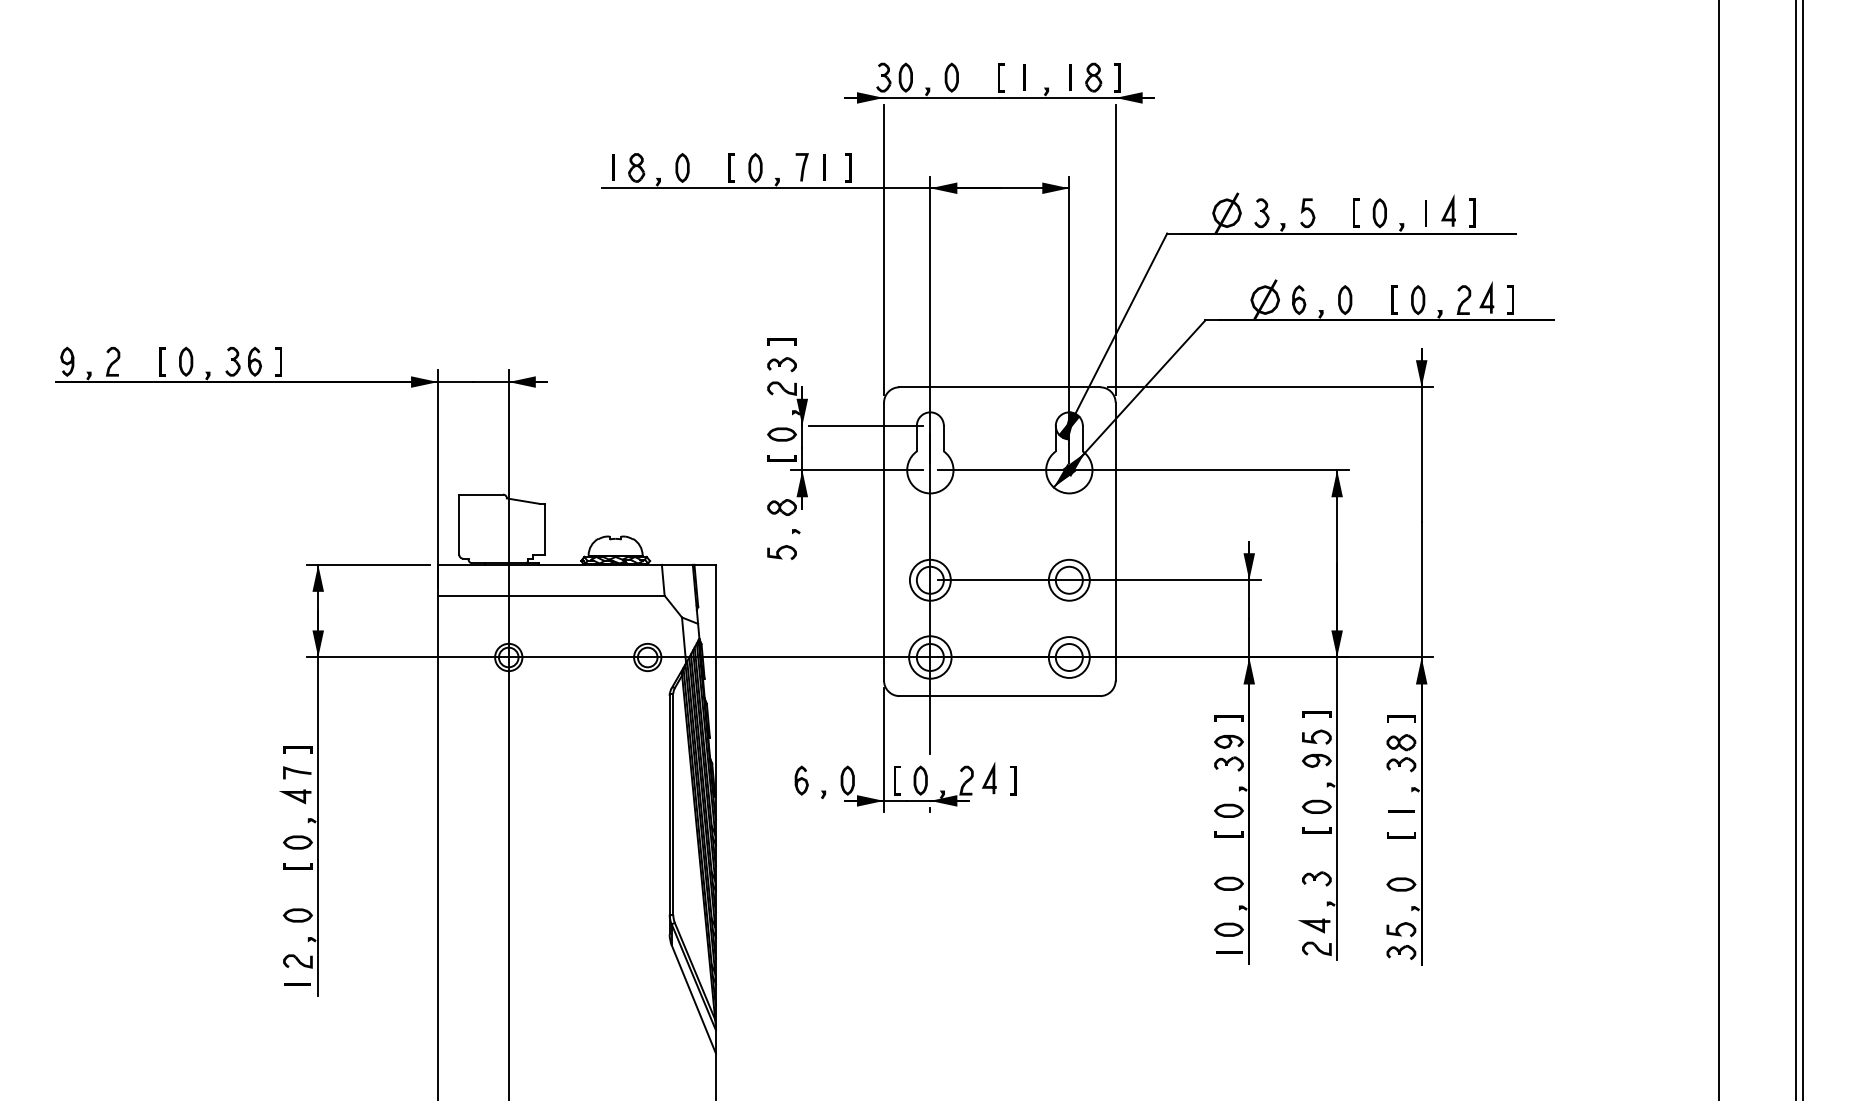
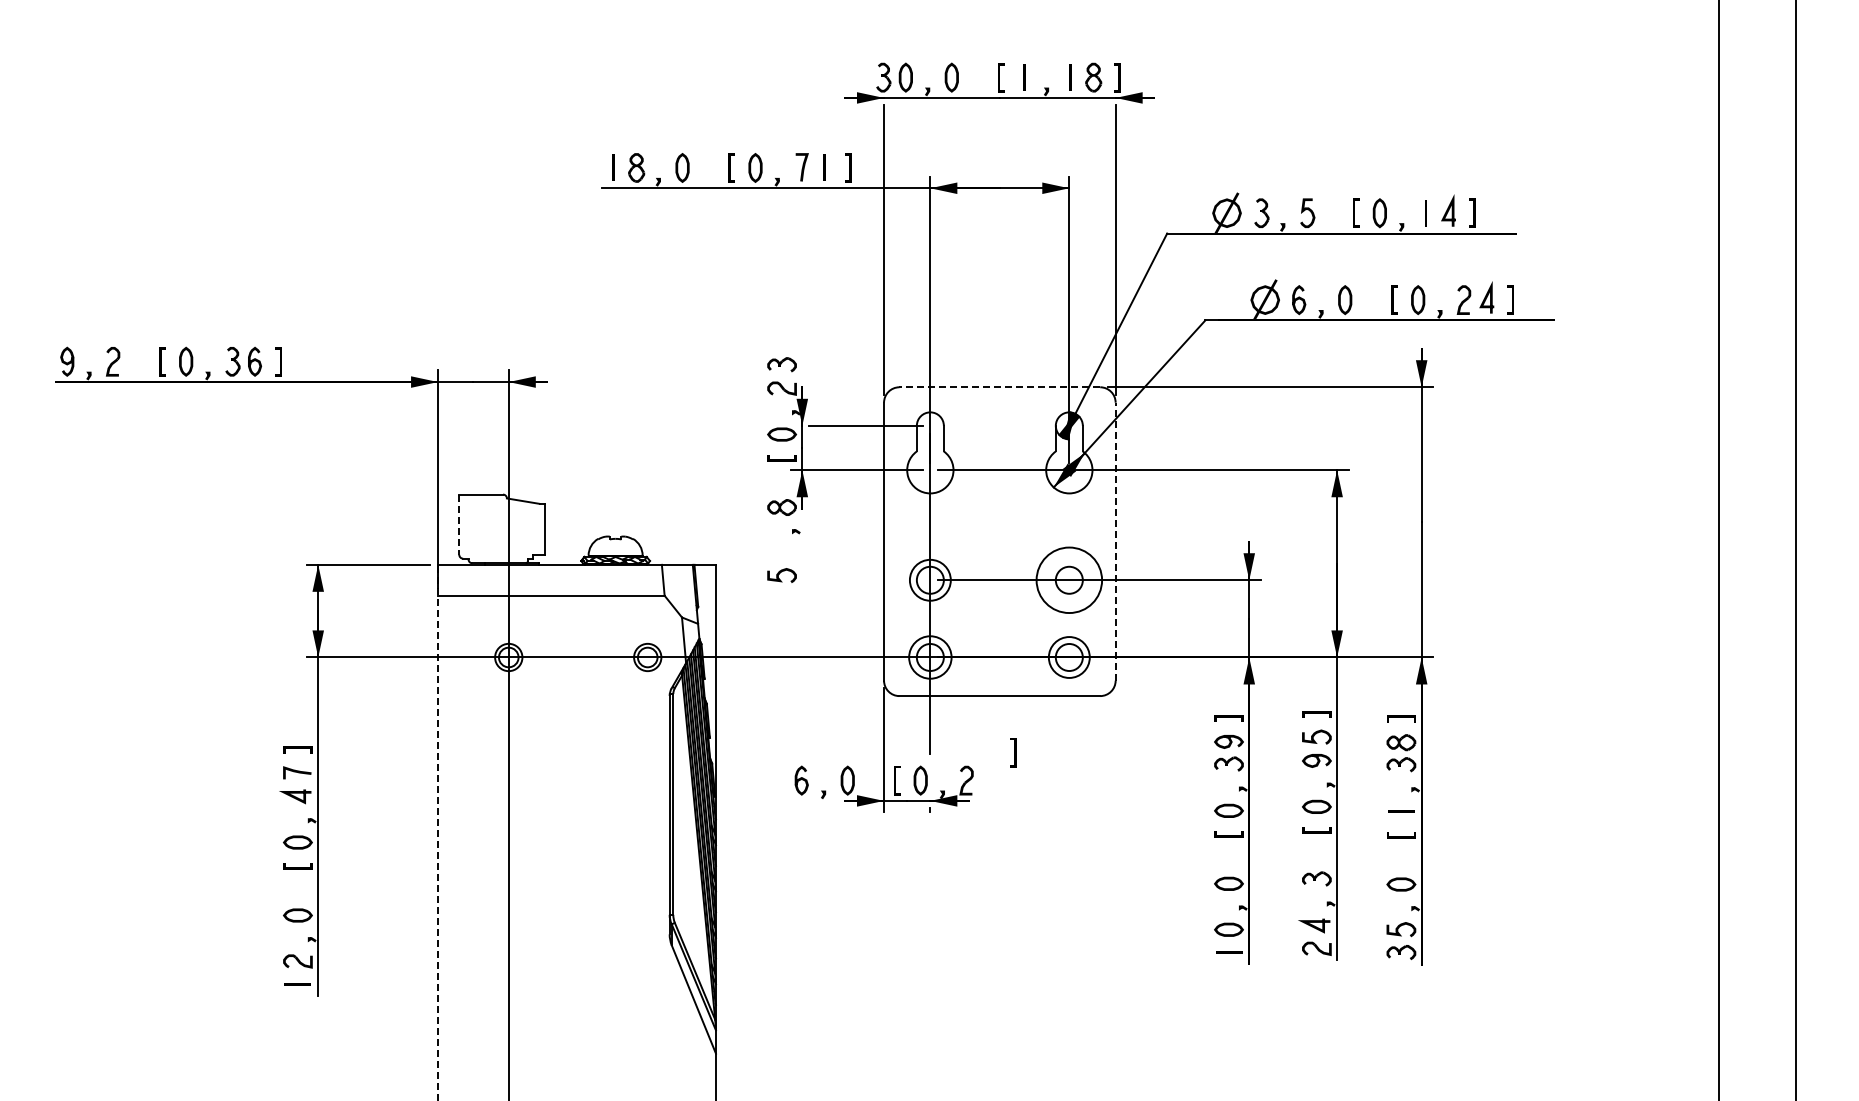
line: present -> none (781, 340)
line: solid -> dashed (999, 387)
line: solid -> dashed (459, 525)
line: solid -> dashed (1115, 541)
line: present -> none (1803, 549)
curve position: (780, 550) -> (780, 573) (780, 573)
circle diameter: 41 px -> 65 px (1069, 580)
line: present -> none (989, 778)
line position: (1014, 780) -> (1014, 752) (1014, 752)
line: solid -> dashed (438, 832)
